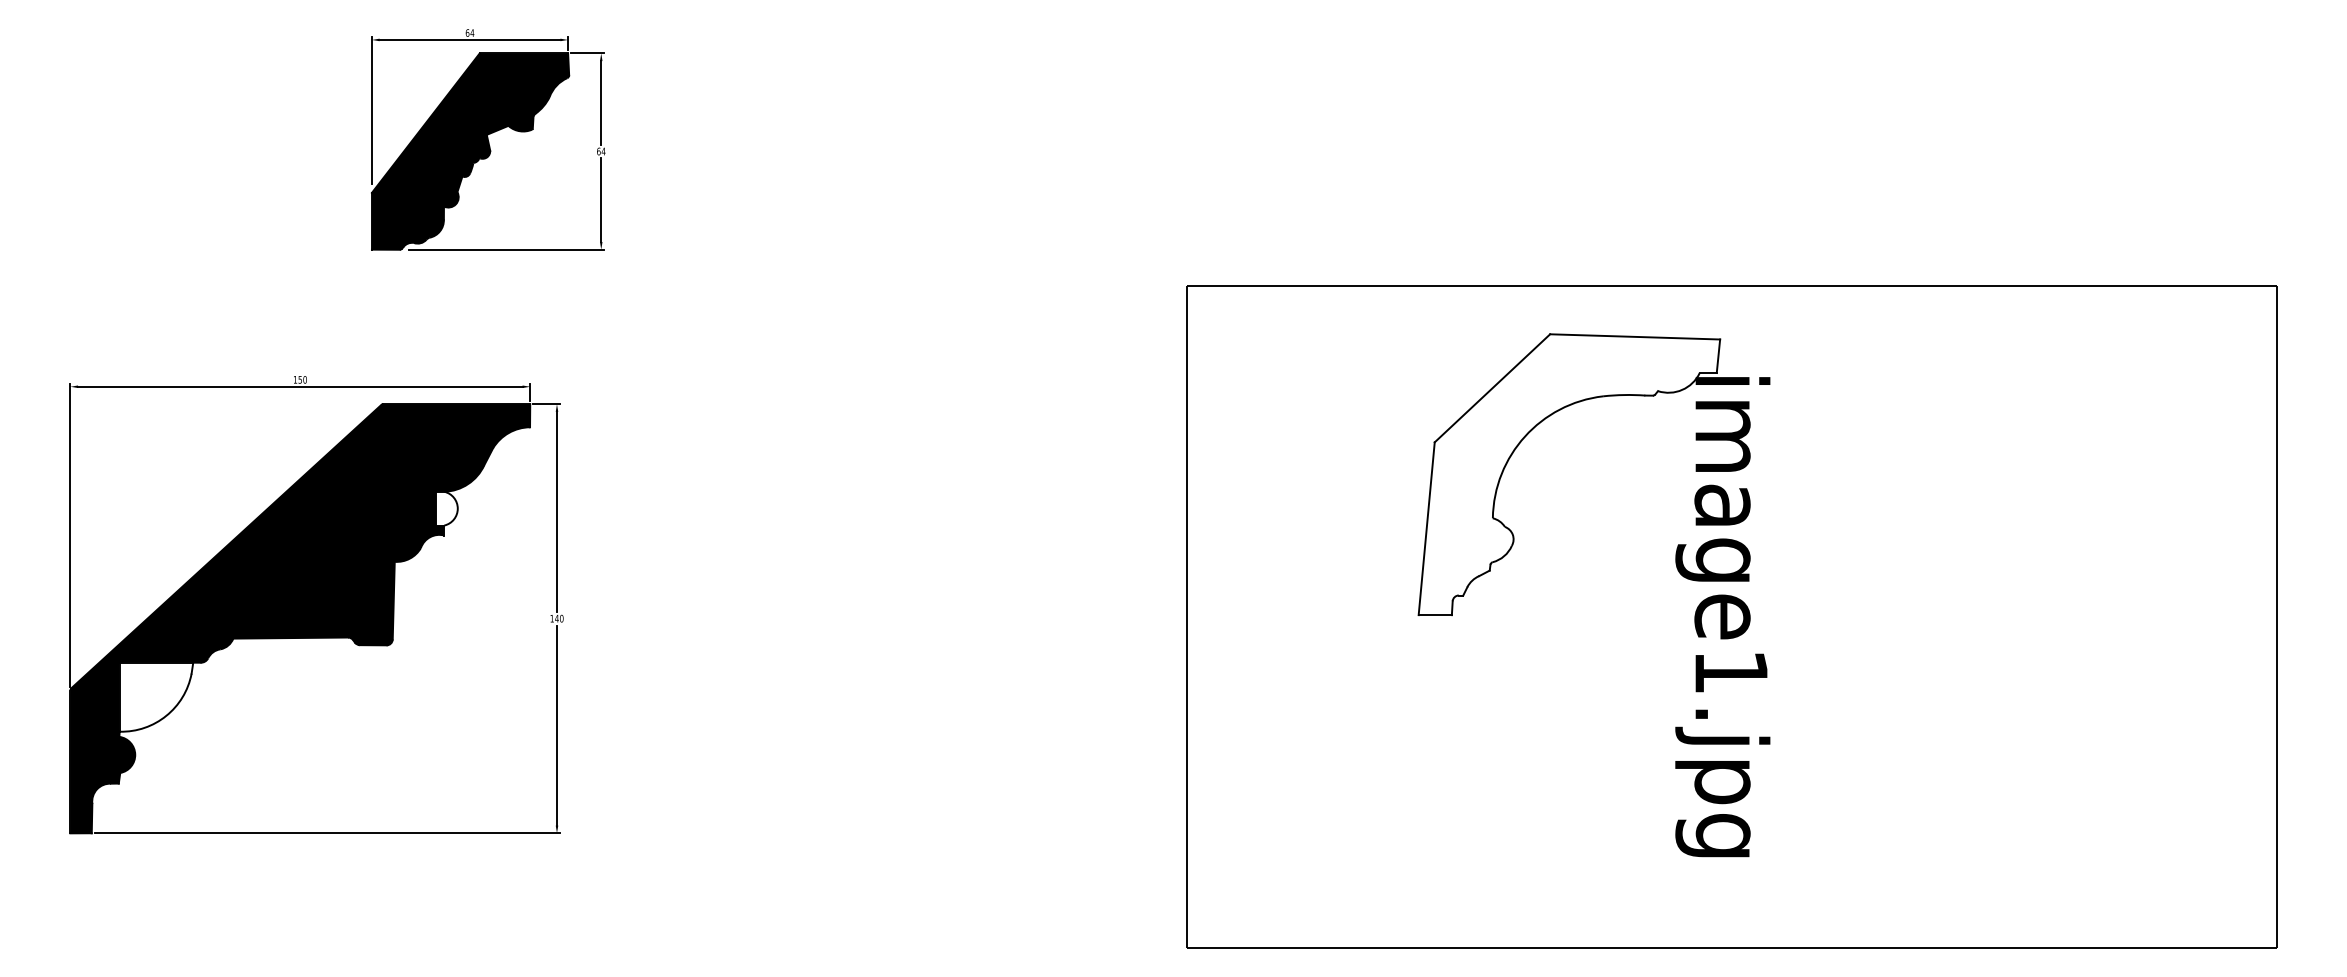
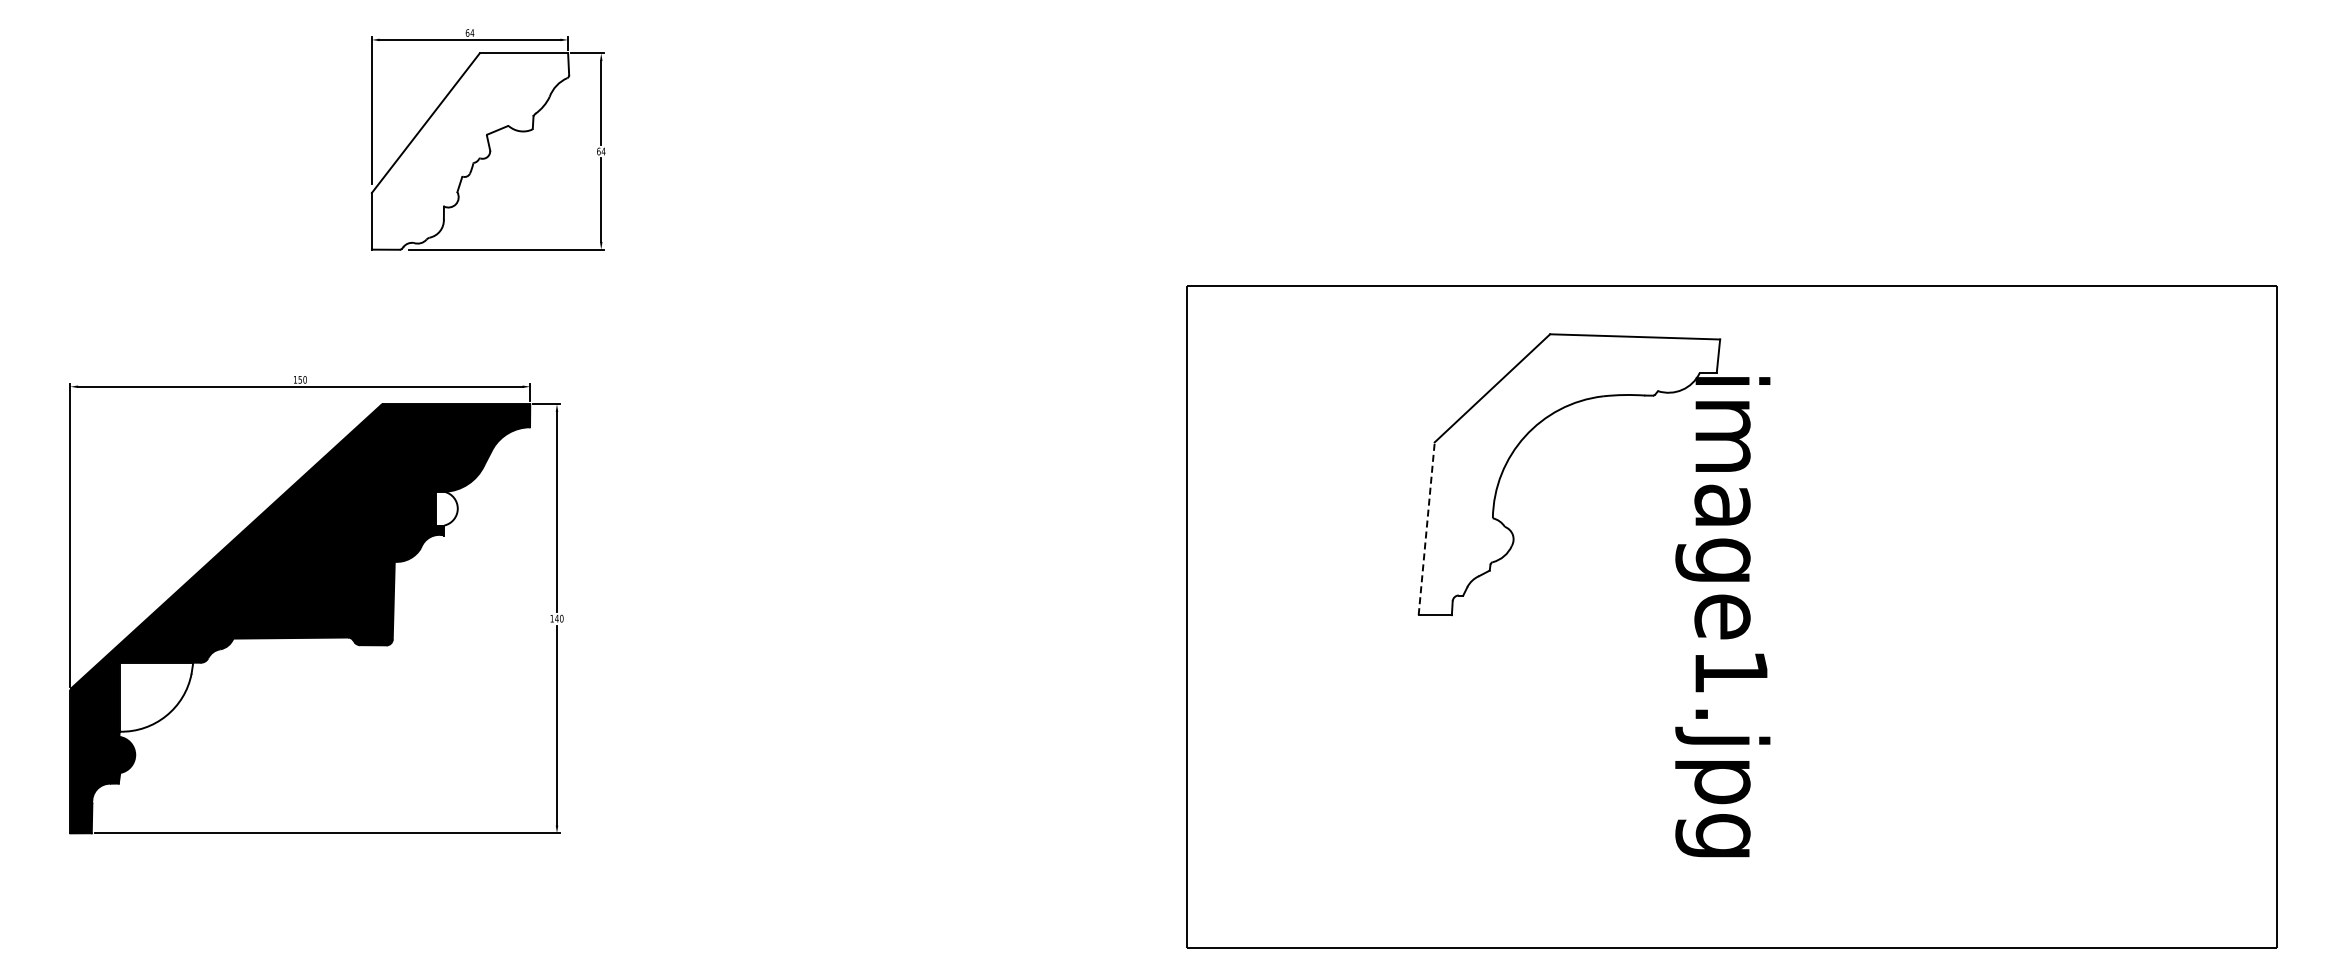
fill: present -> none (470, 151)
line: solid -> dashed (1426, 528)
